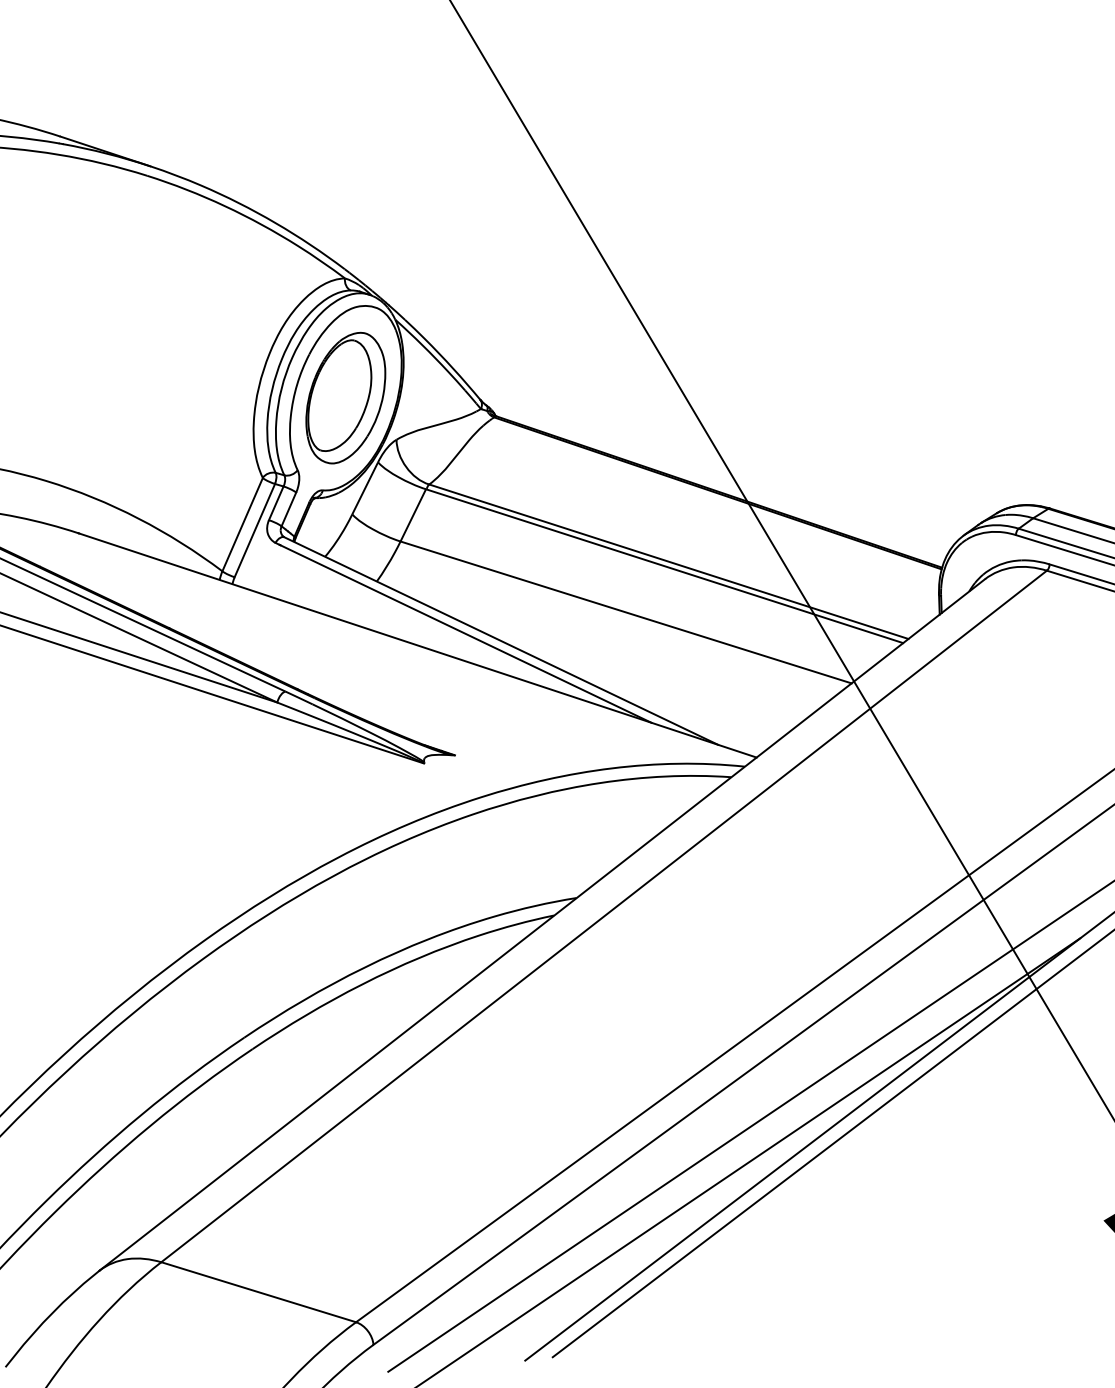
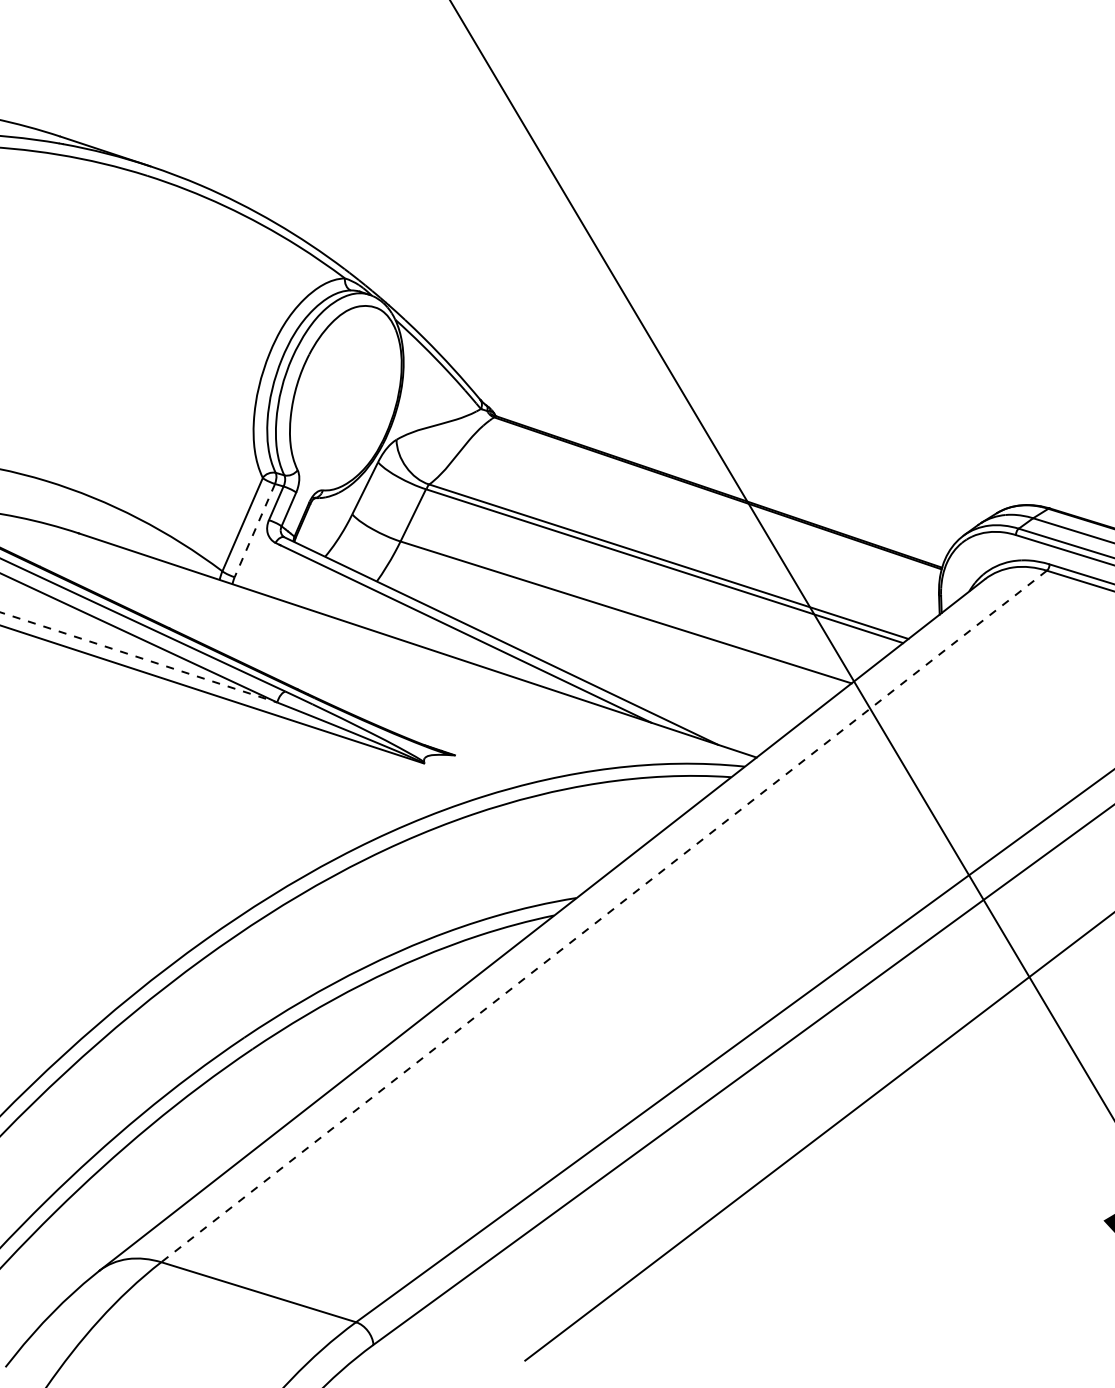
part: present -> none (345, 397)
line: solid -> dashed (254, 530)
line: solid -> dashed (138, 657)
line: solid -> dashed (604, 916)
line: present -> none (749, 1126)
line: present -> none (831, 1144)
line: present -> none (750, 1161)
